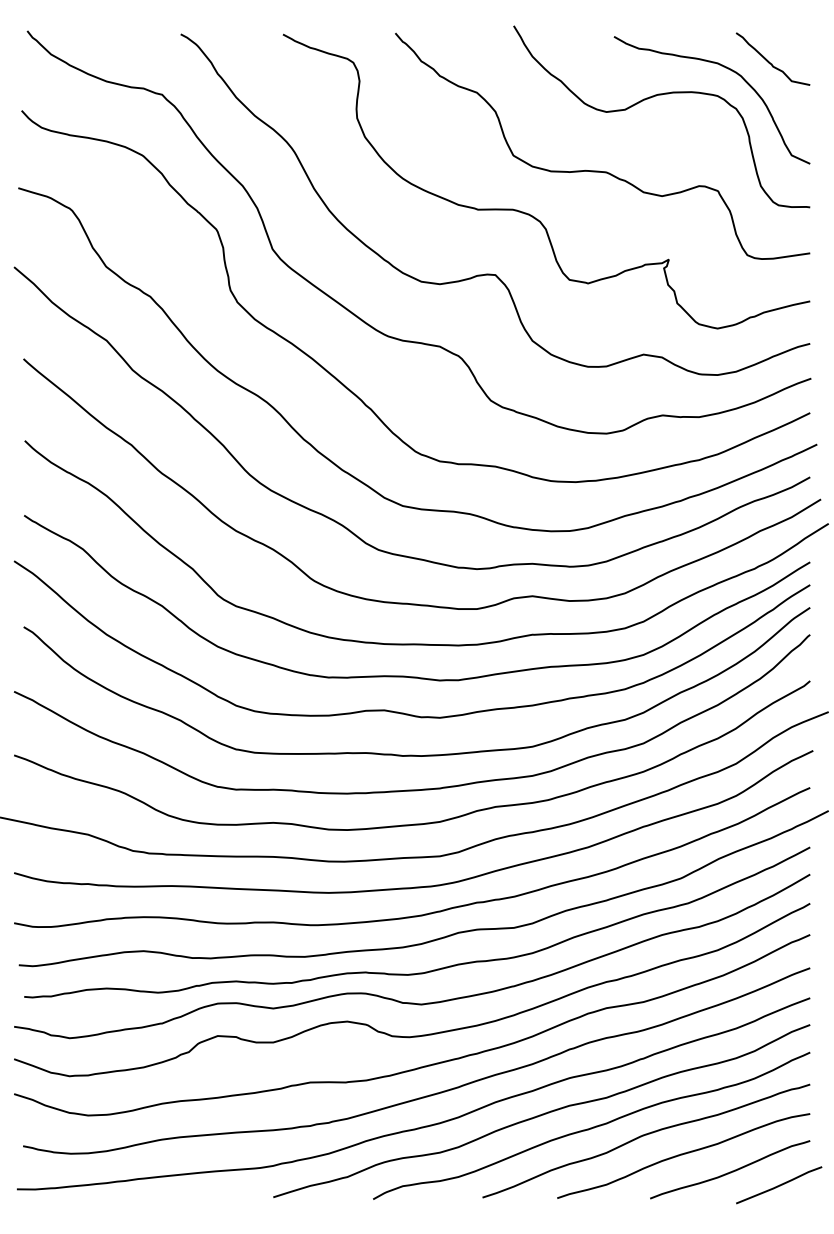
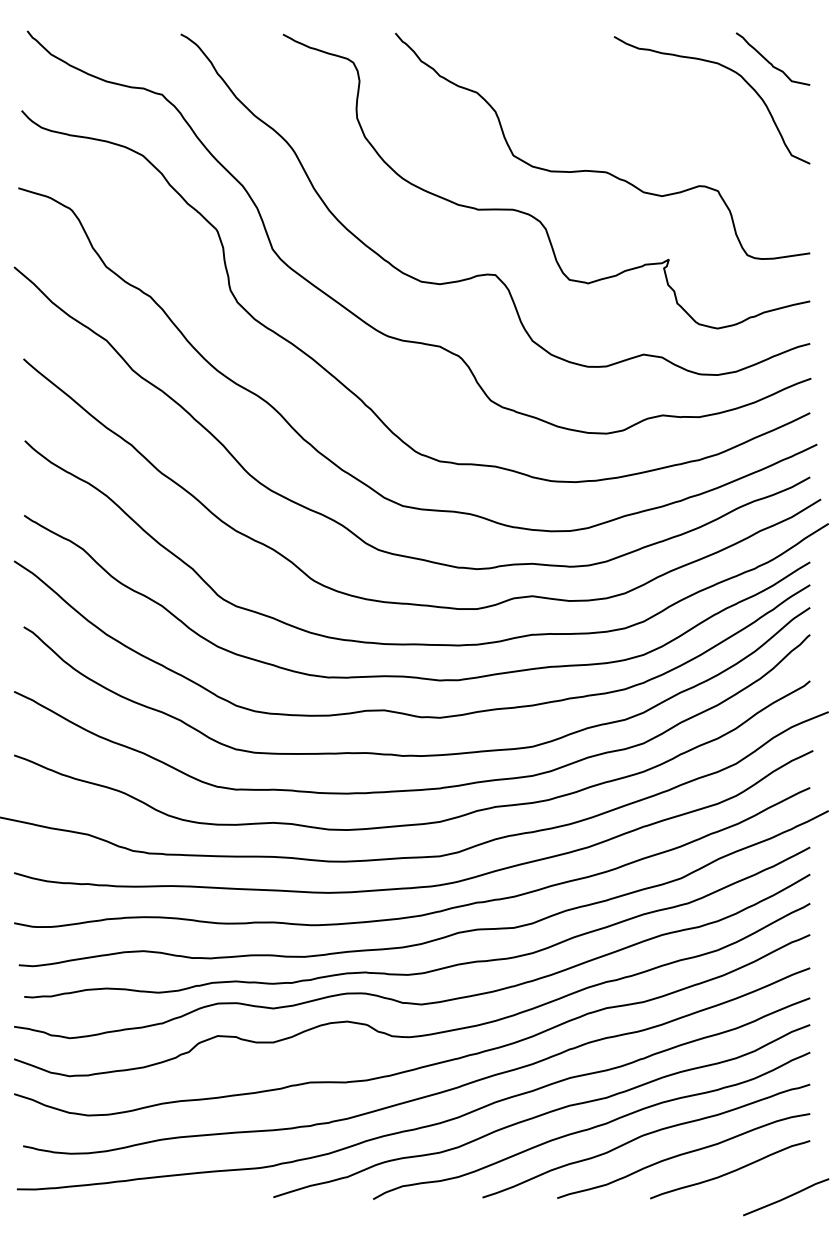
curve: present -> none (656, 96)
line position: (779, 1185) -> (786, 1197) (786, 1197)
